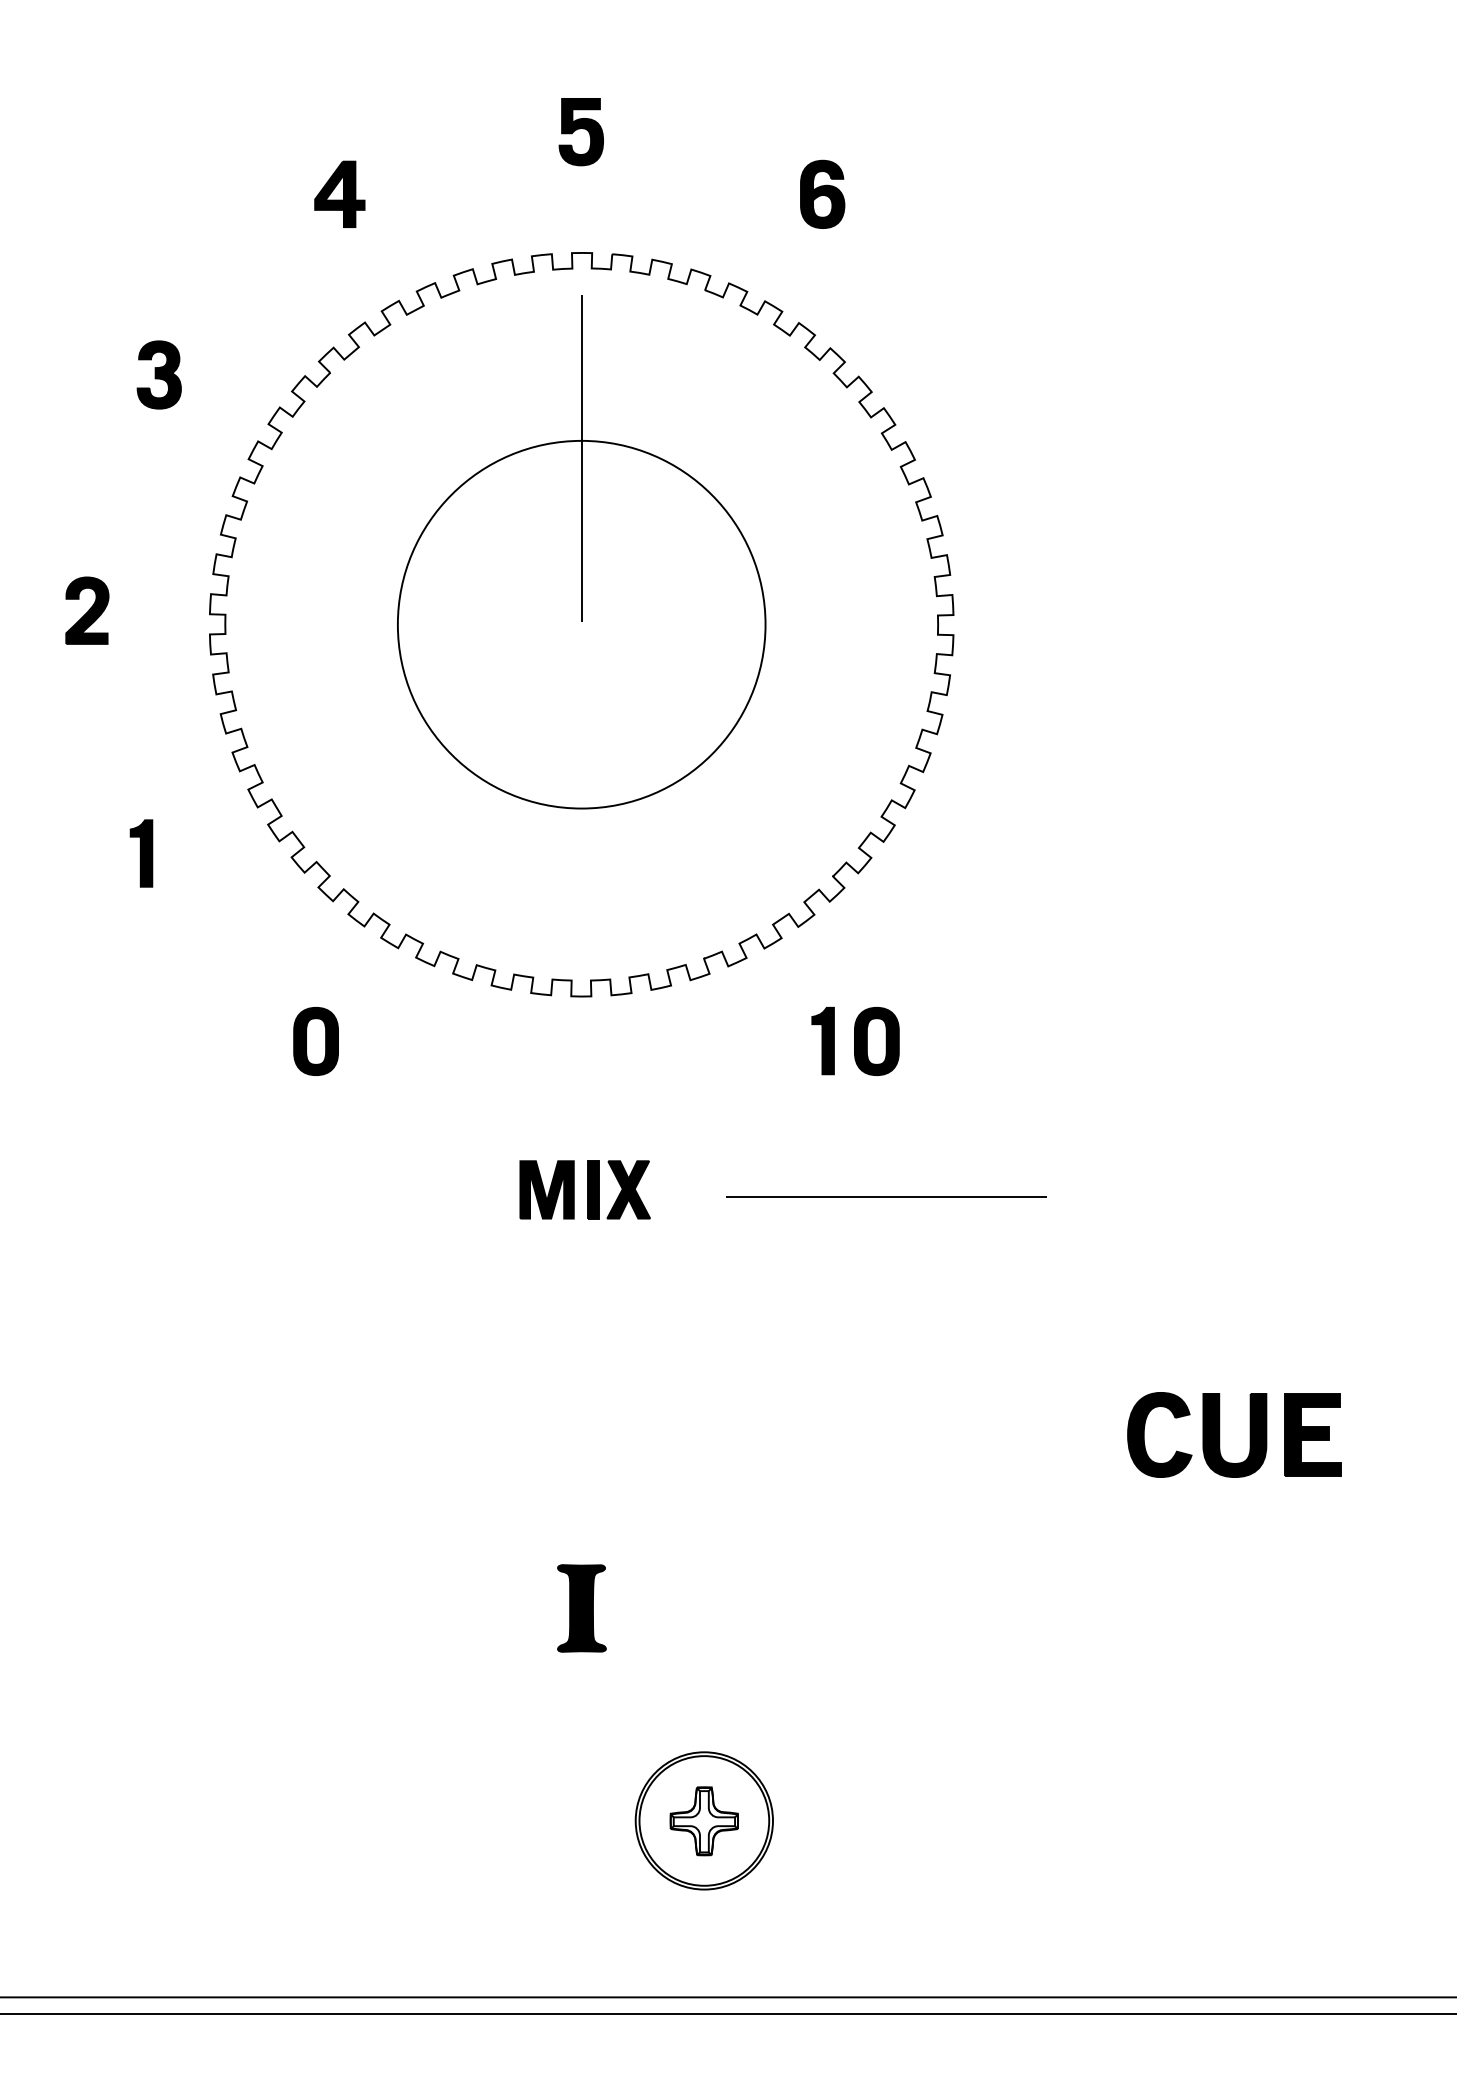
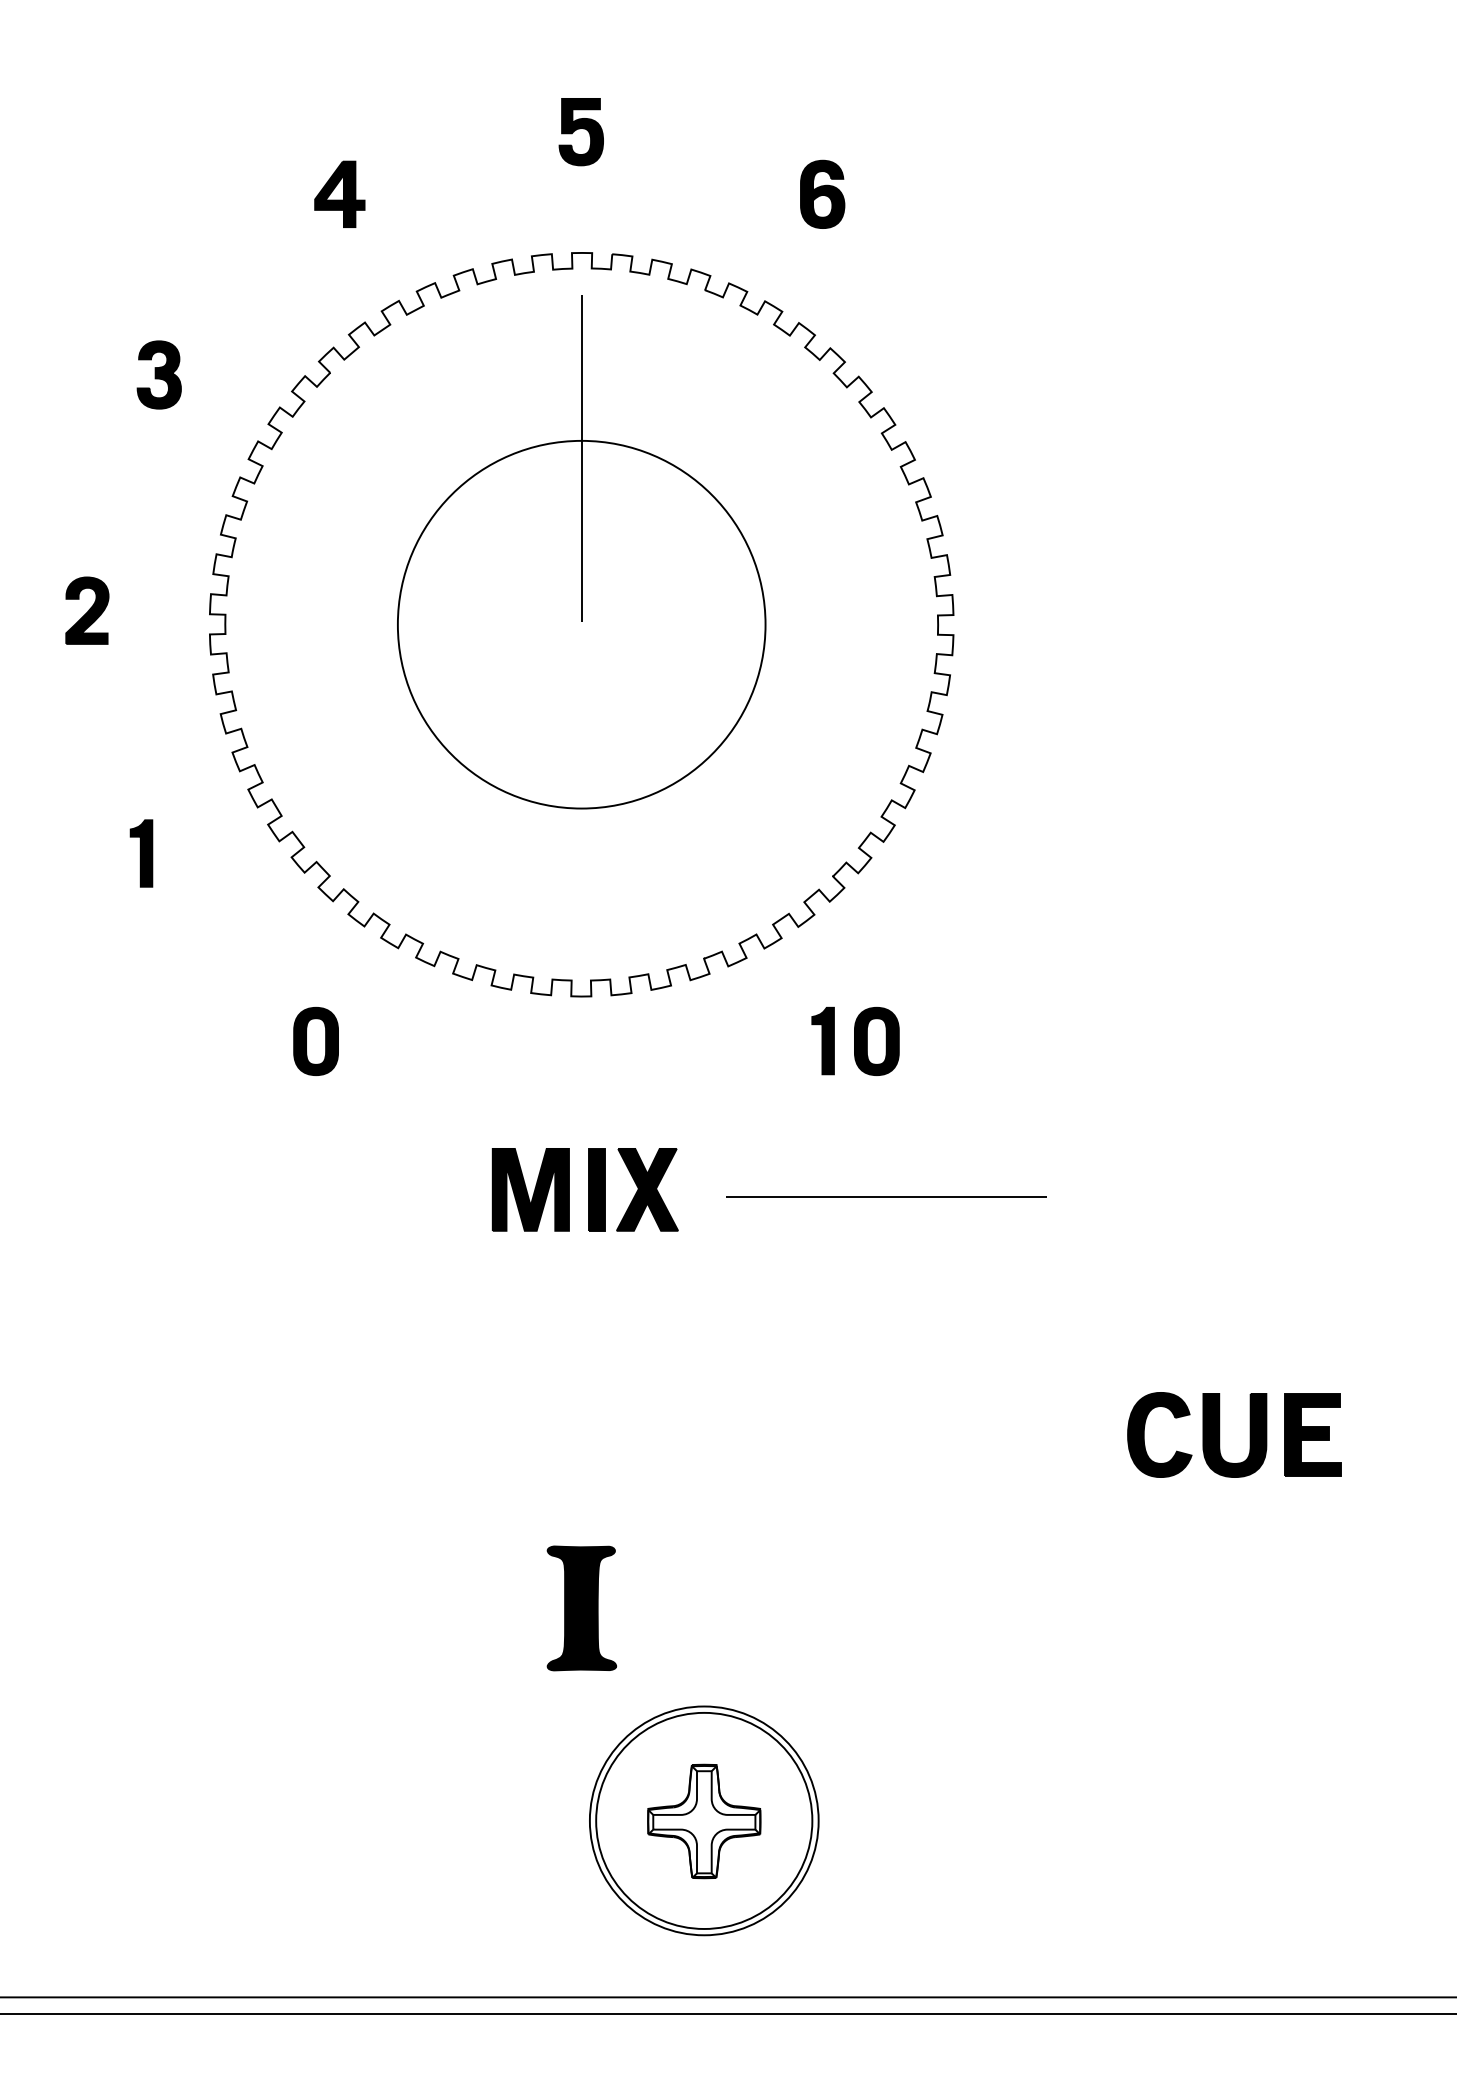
part size: 132x60 px -> 188x84 px (584, 1189)
part size: 50x89 px -> 72x127 px (581, 1608)
part size: 140x140 px -> 231x232 px (704, 1820)
